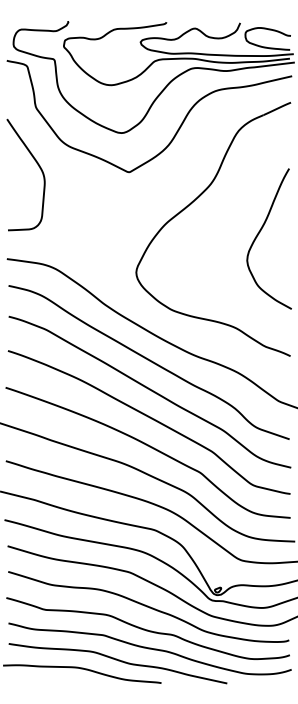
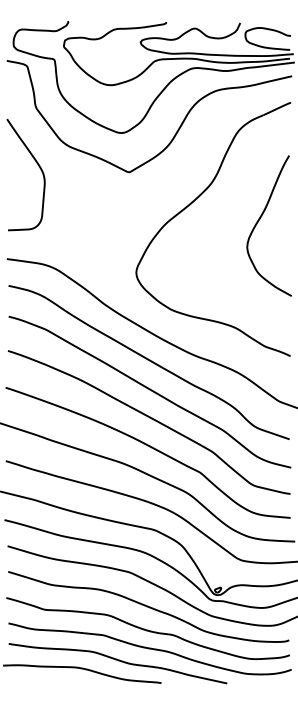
curve position: (260, 232) -> (260, 219) (260, 219)
